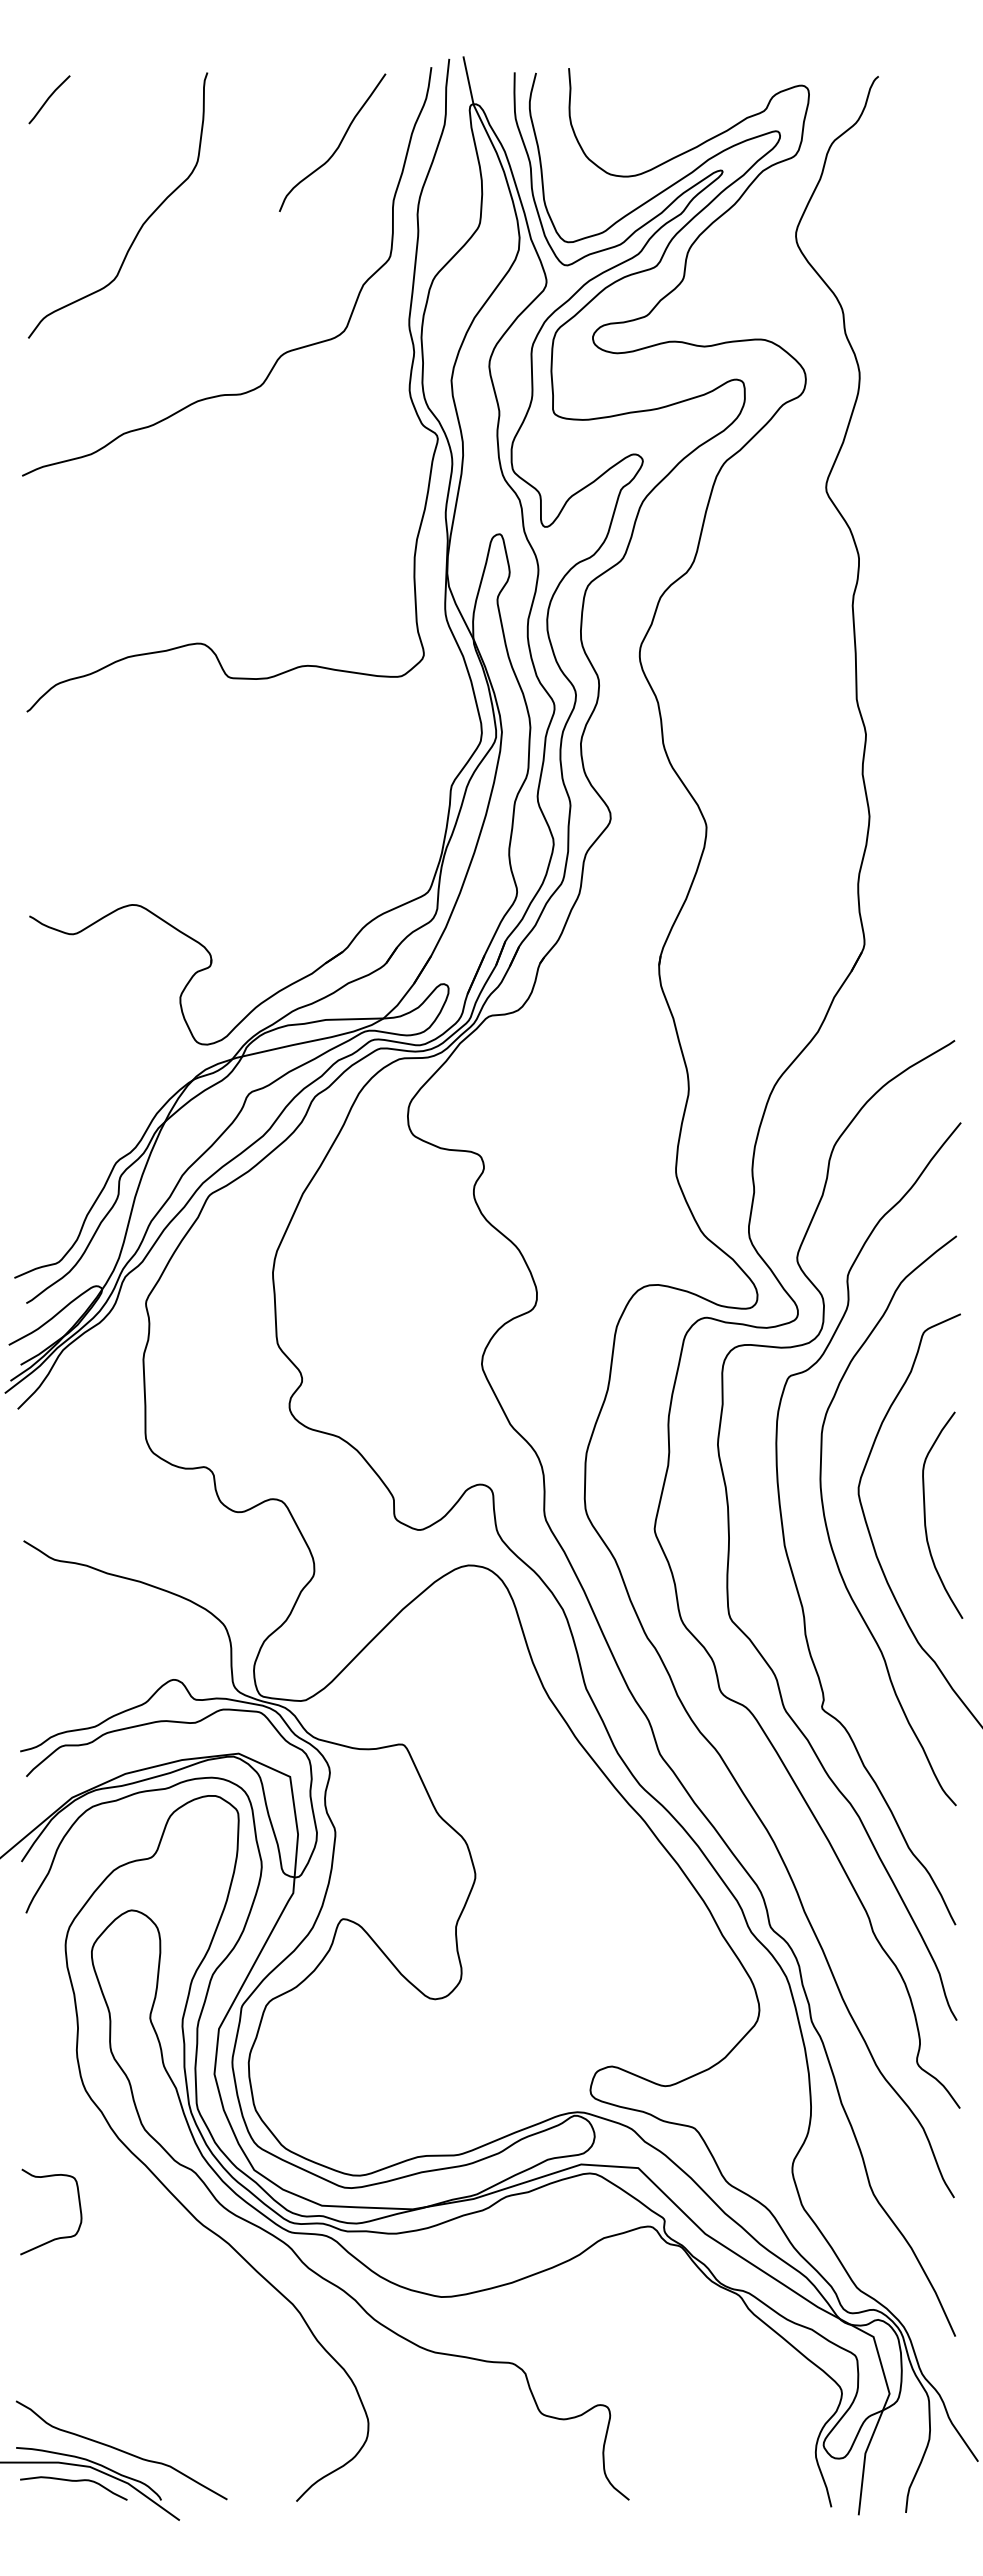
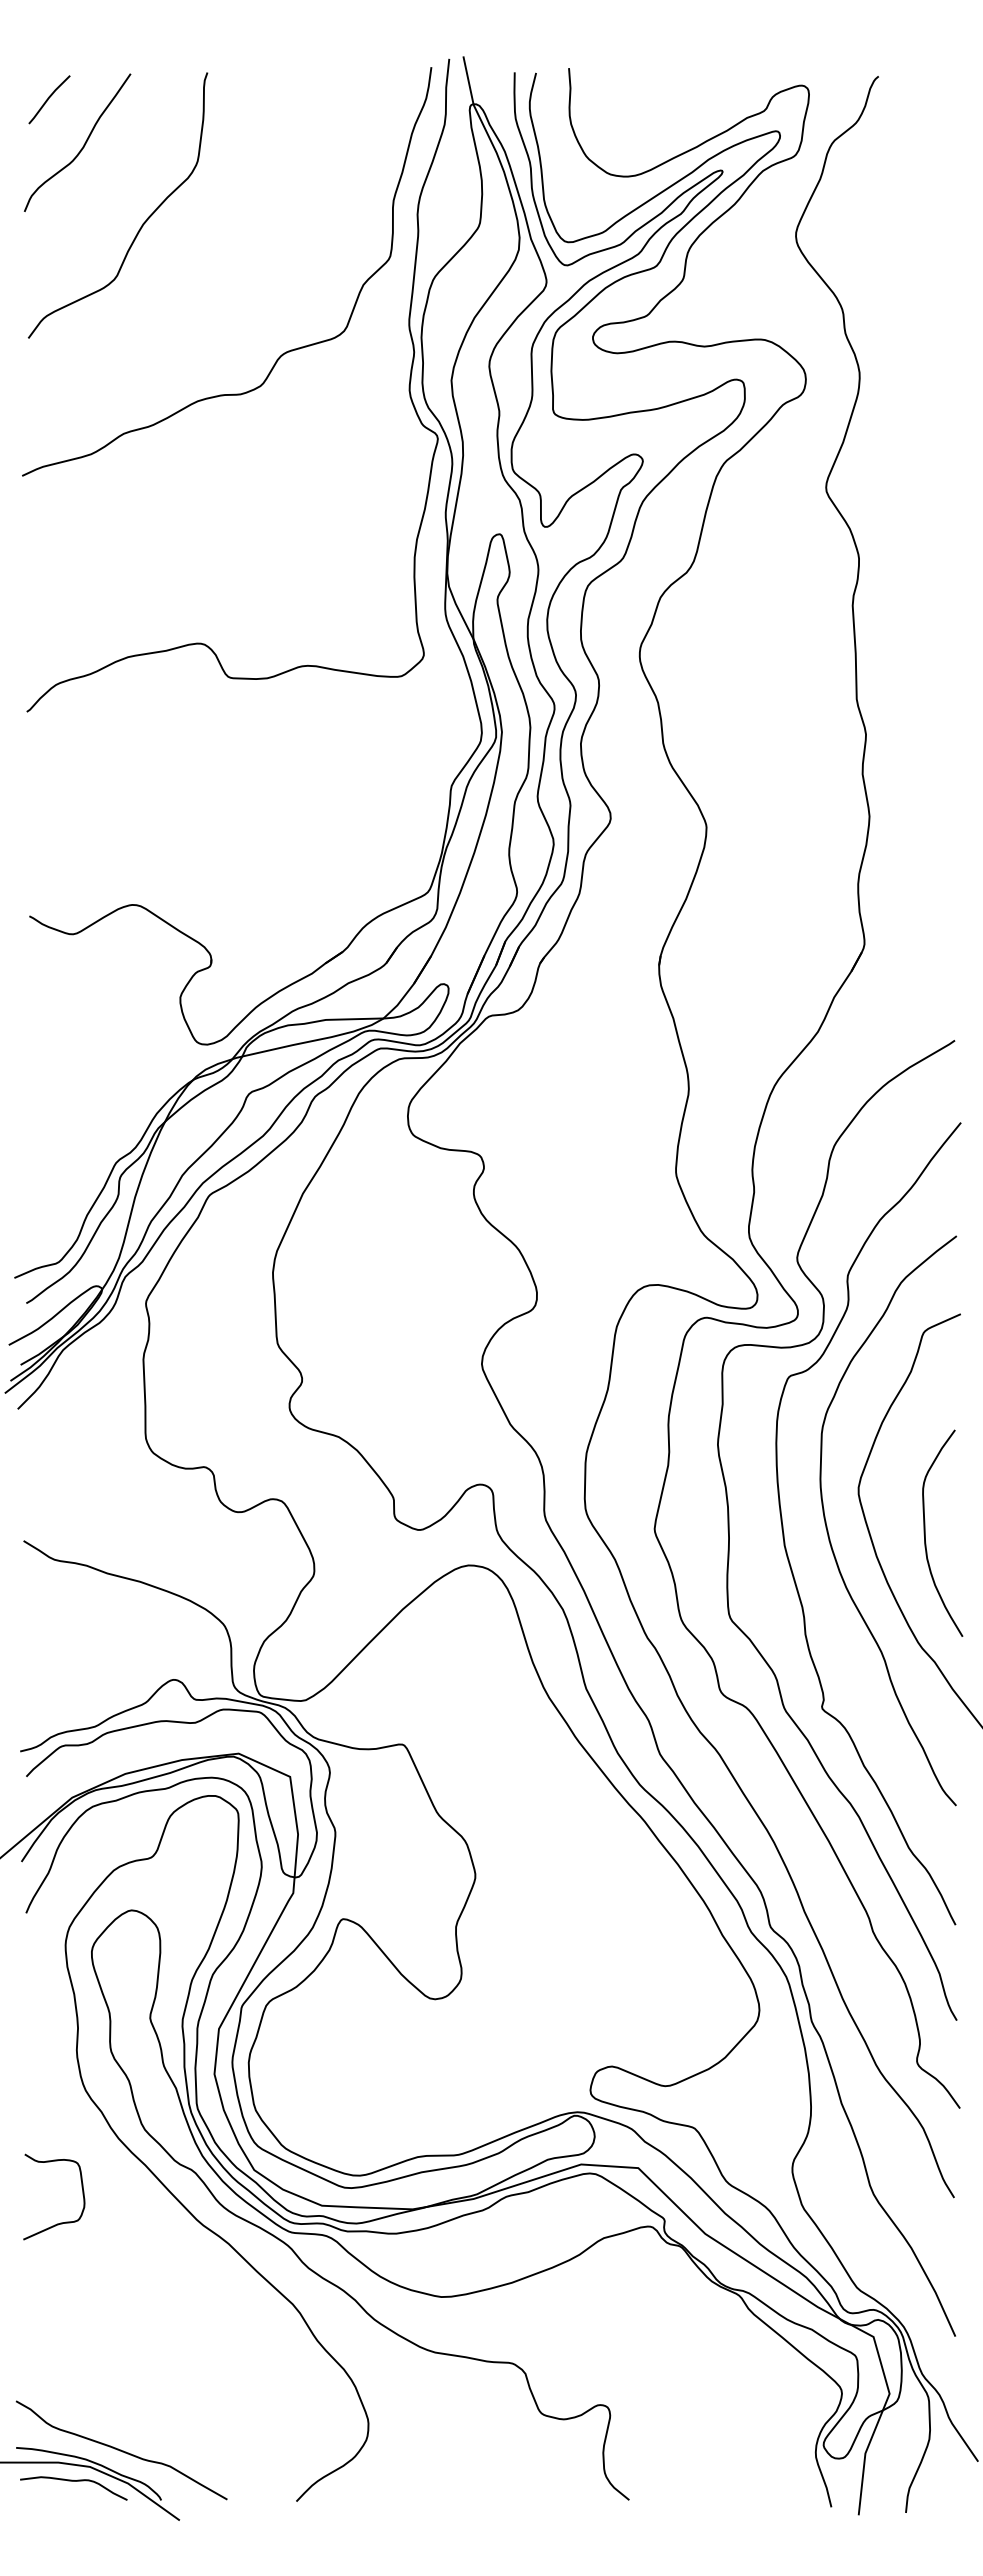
curve position: (338, 144) -> (83, 144) (83, 144)
curve position: (925, 1514) -> (925, 1532) (925, 1532)
curve position: (57, 2237) -> (60, 2222) (60, 2222)
